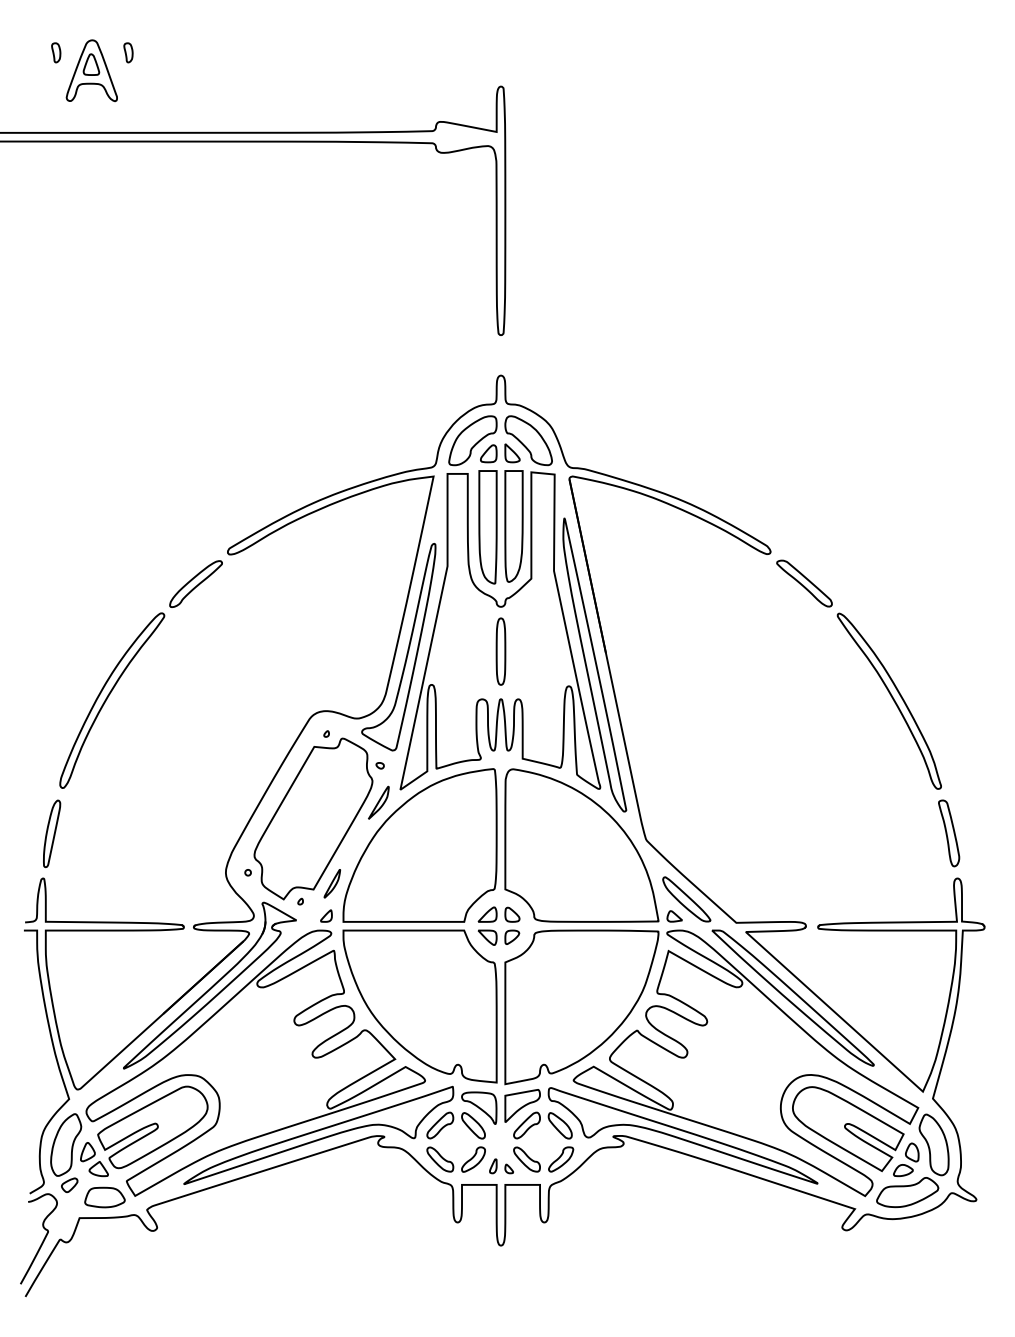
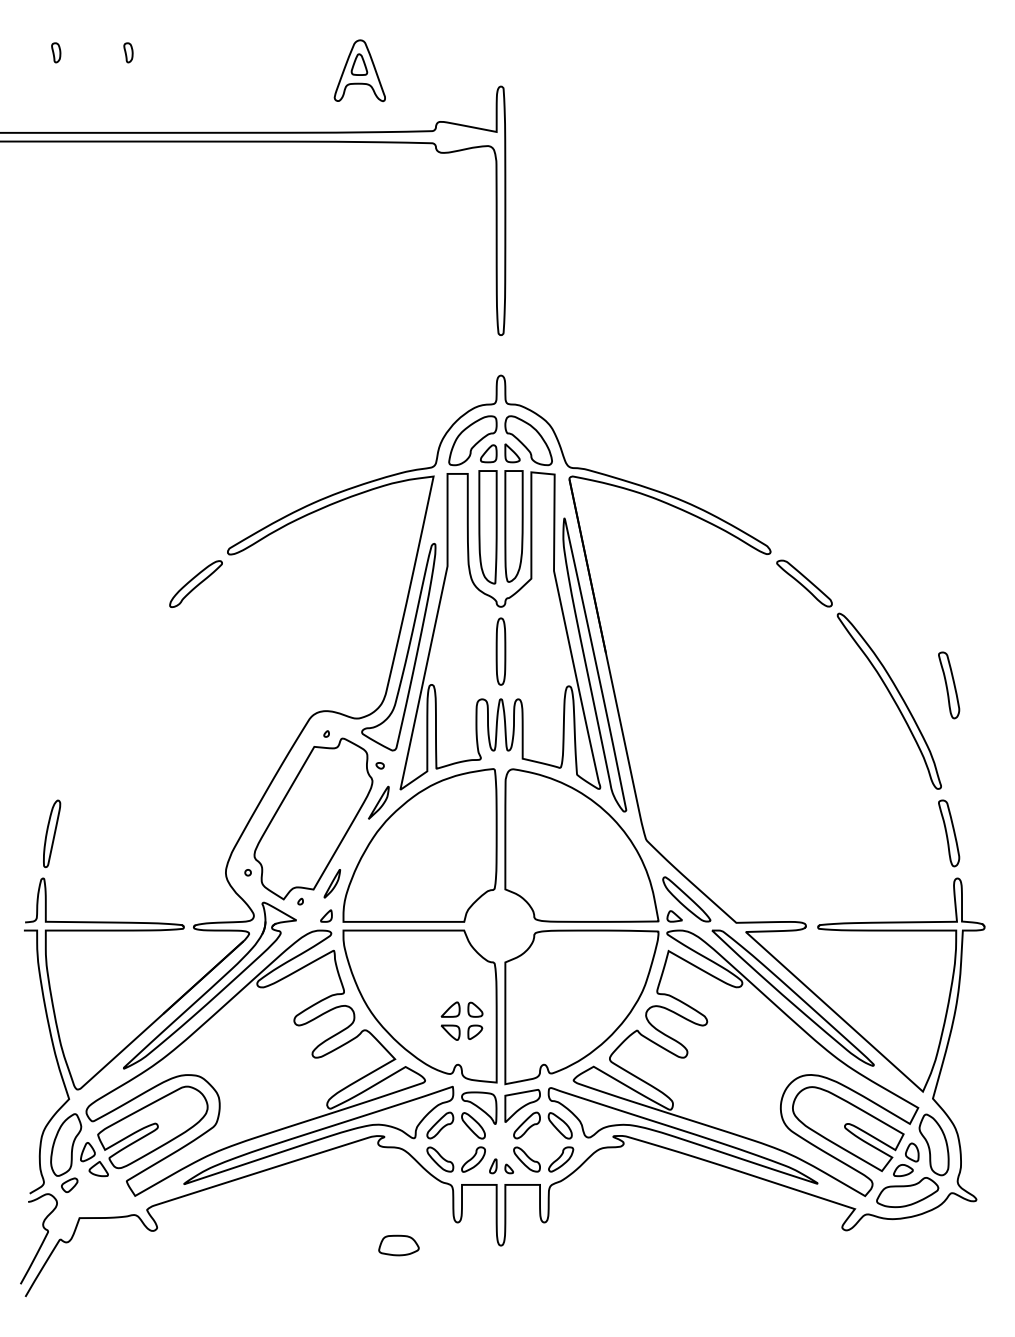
part position: (91, 70) -> (359, 70) (359, 70)
part: none -> present (949, 685)
part: present -> none (112, 700)
part position: (498, 925) -> (461, 1020) (461, 1020)
part position: (104, 1197) -> (398, 1245) (398, 1245)
